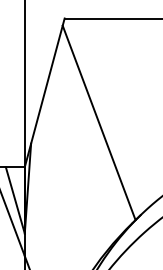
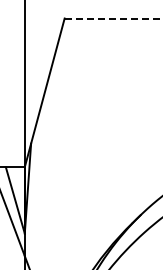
line: solid -> dashed (113, 18)
line: present -> none (98, 122)
